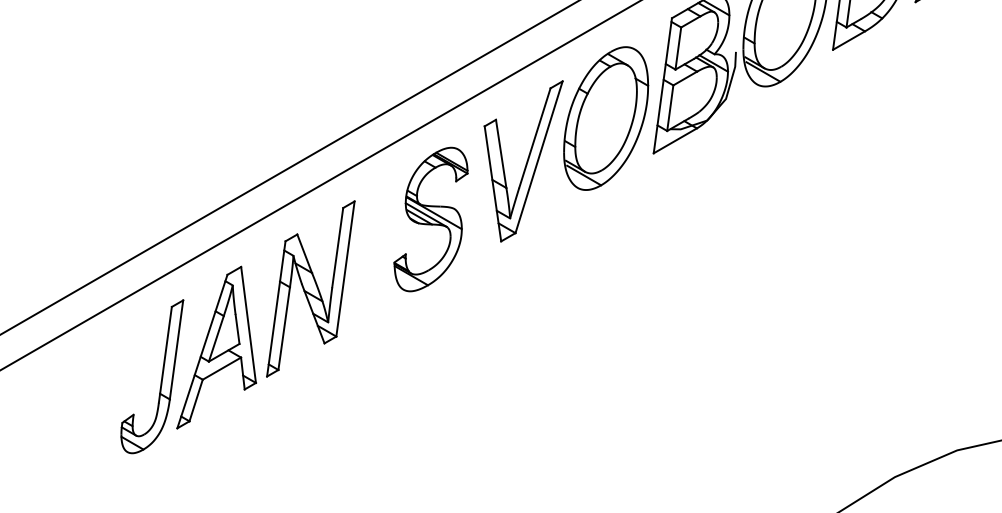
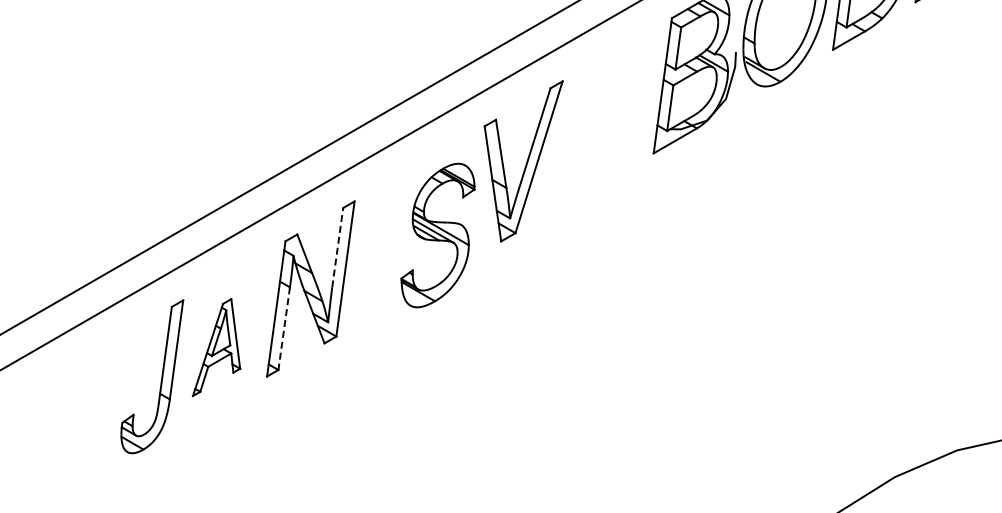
part: present -> none (606, 118)
part position: (430, 219) -> (437, 235) (437, 235)
line: solid -> dashed (337, 247)
line: solid -> dashed (284, 328)
part size: 81x165 px -> 50x99 px (216, 347)
